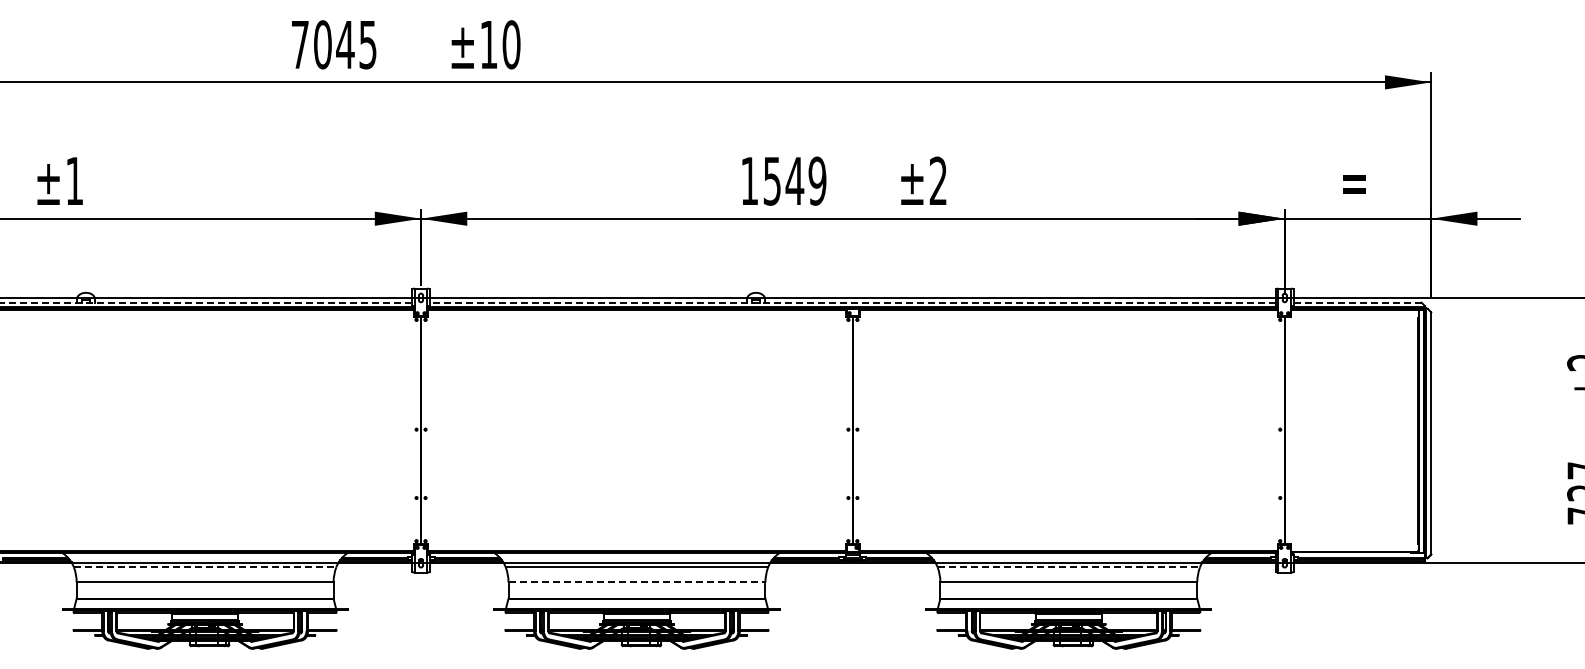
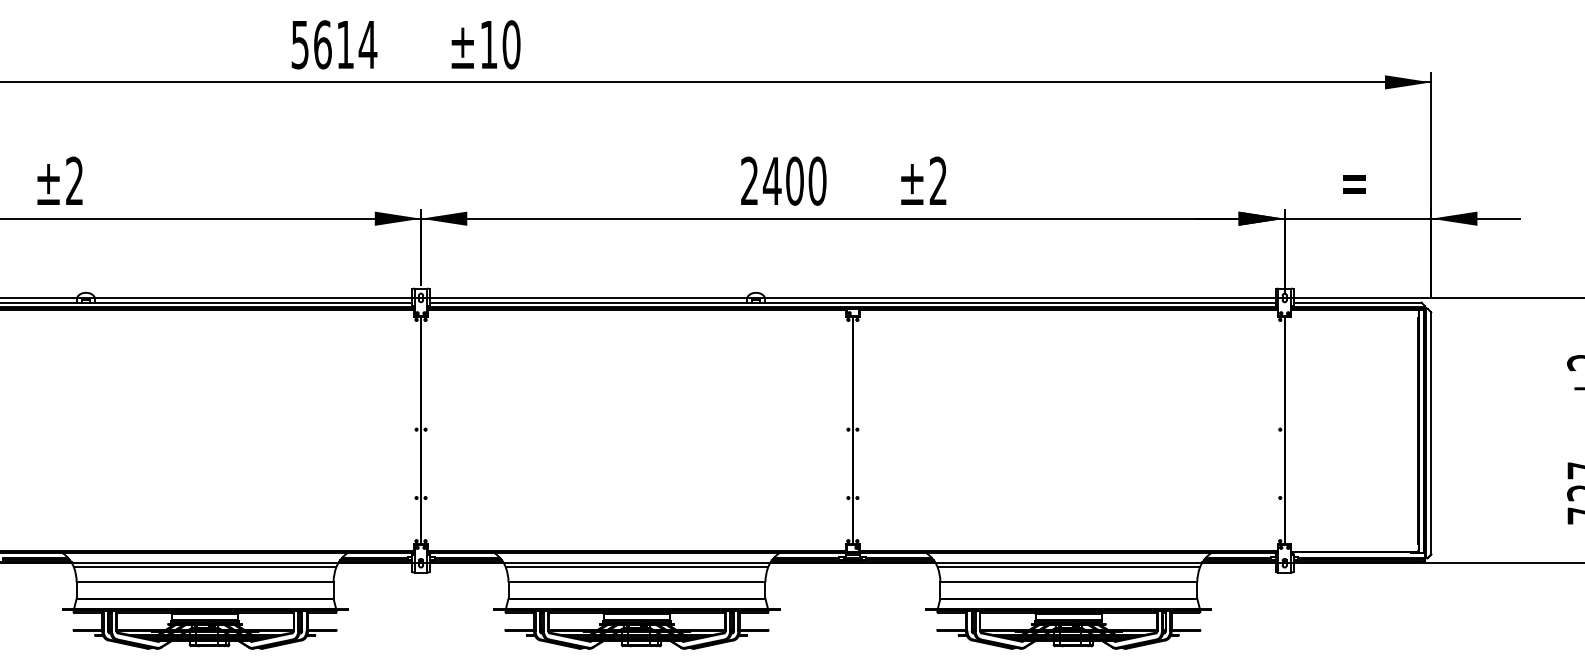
text: 7045 -> 5614 (334, 44)
text: ±1 -> ±2 (74, 180)
text: 1549 -> 2400 (783, 180)
line: dashed -> solid (206, 302)
line: dashed -> solid (852, 302)
line: dashed -> solid (1357, 302)
line: dashed -> solid (205, 567)
line: dashed -> solid (1069, 567)
line: dashed -> solid (637, 582)
